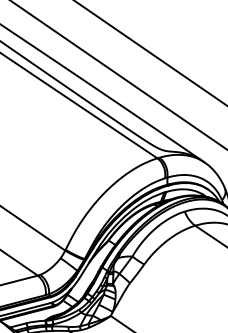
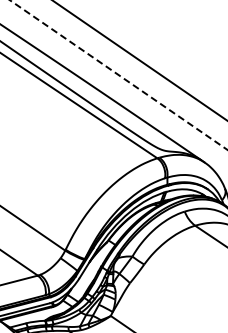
line position: (150, 52) -> (139, 60) (139, 60)
line: solid -> dashed (118, 75)
